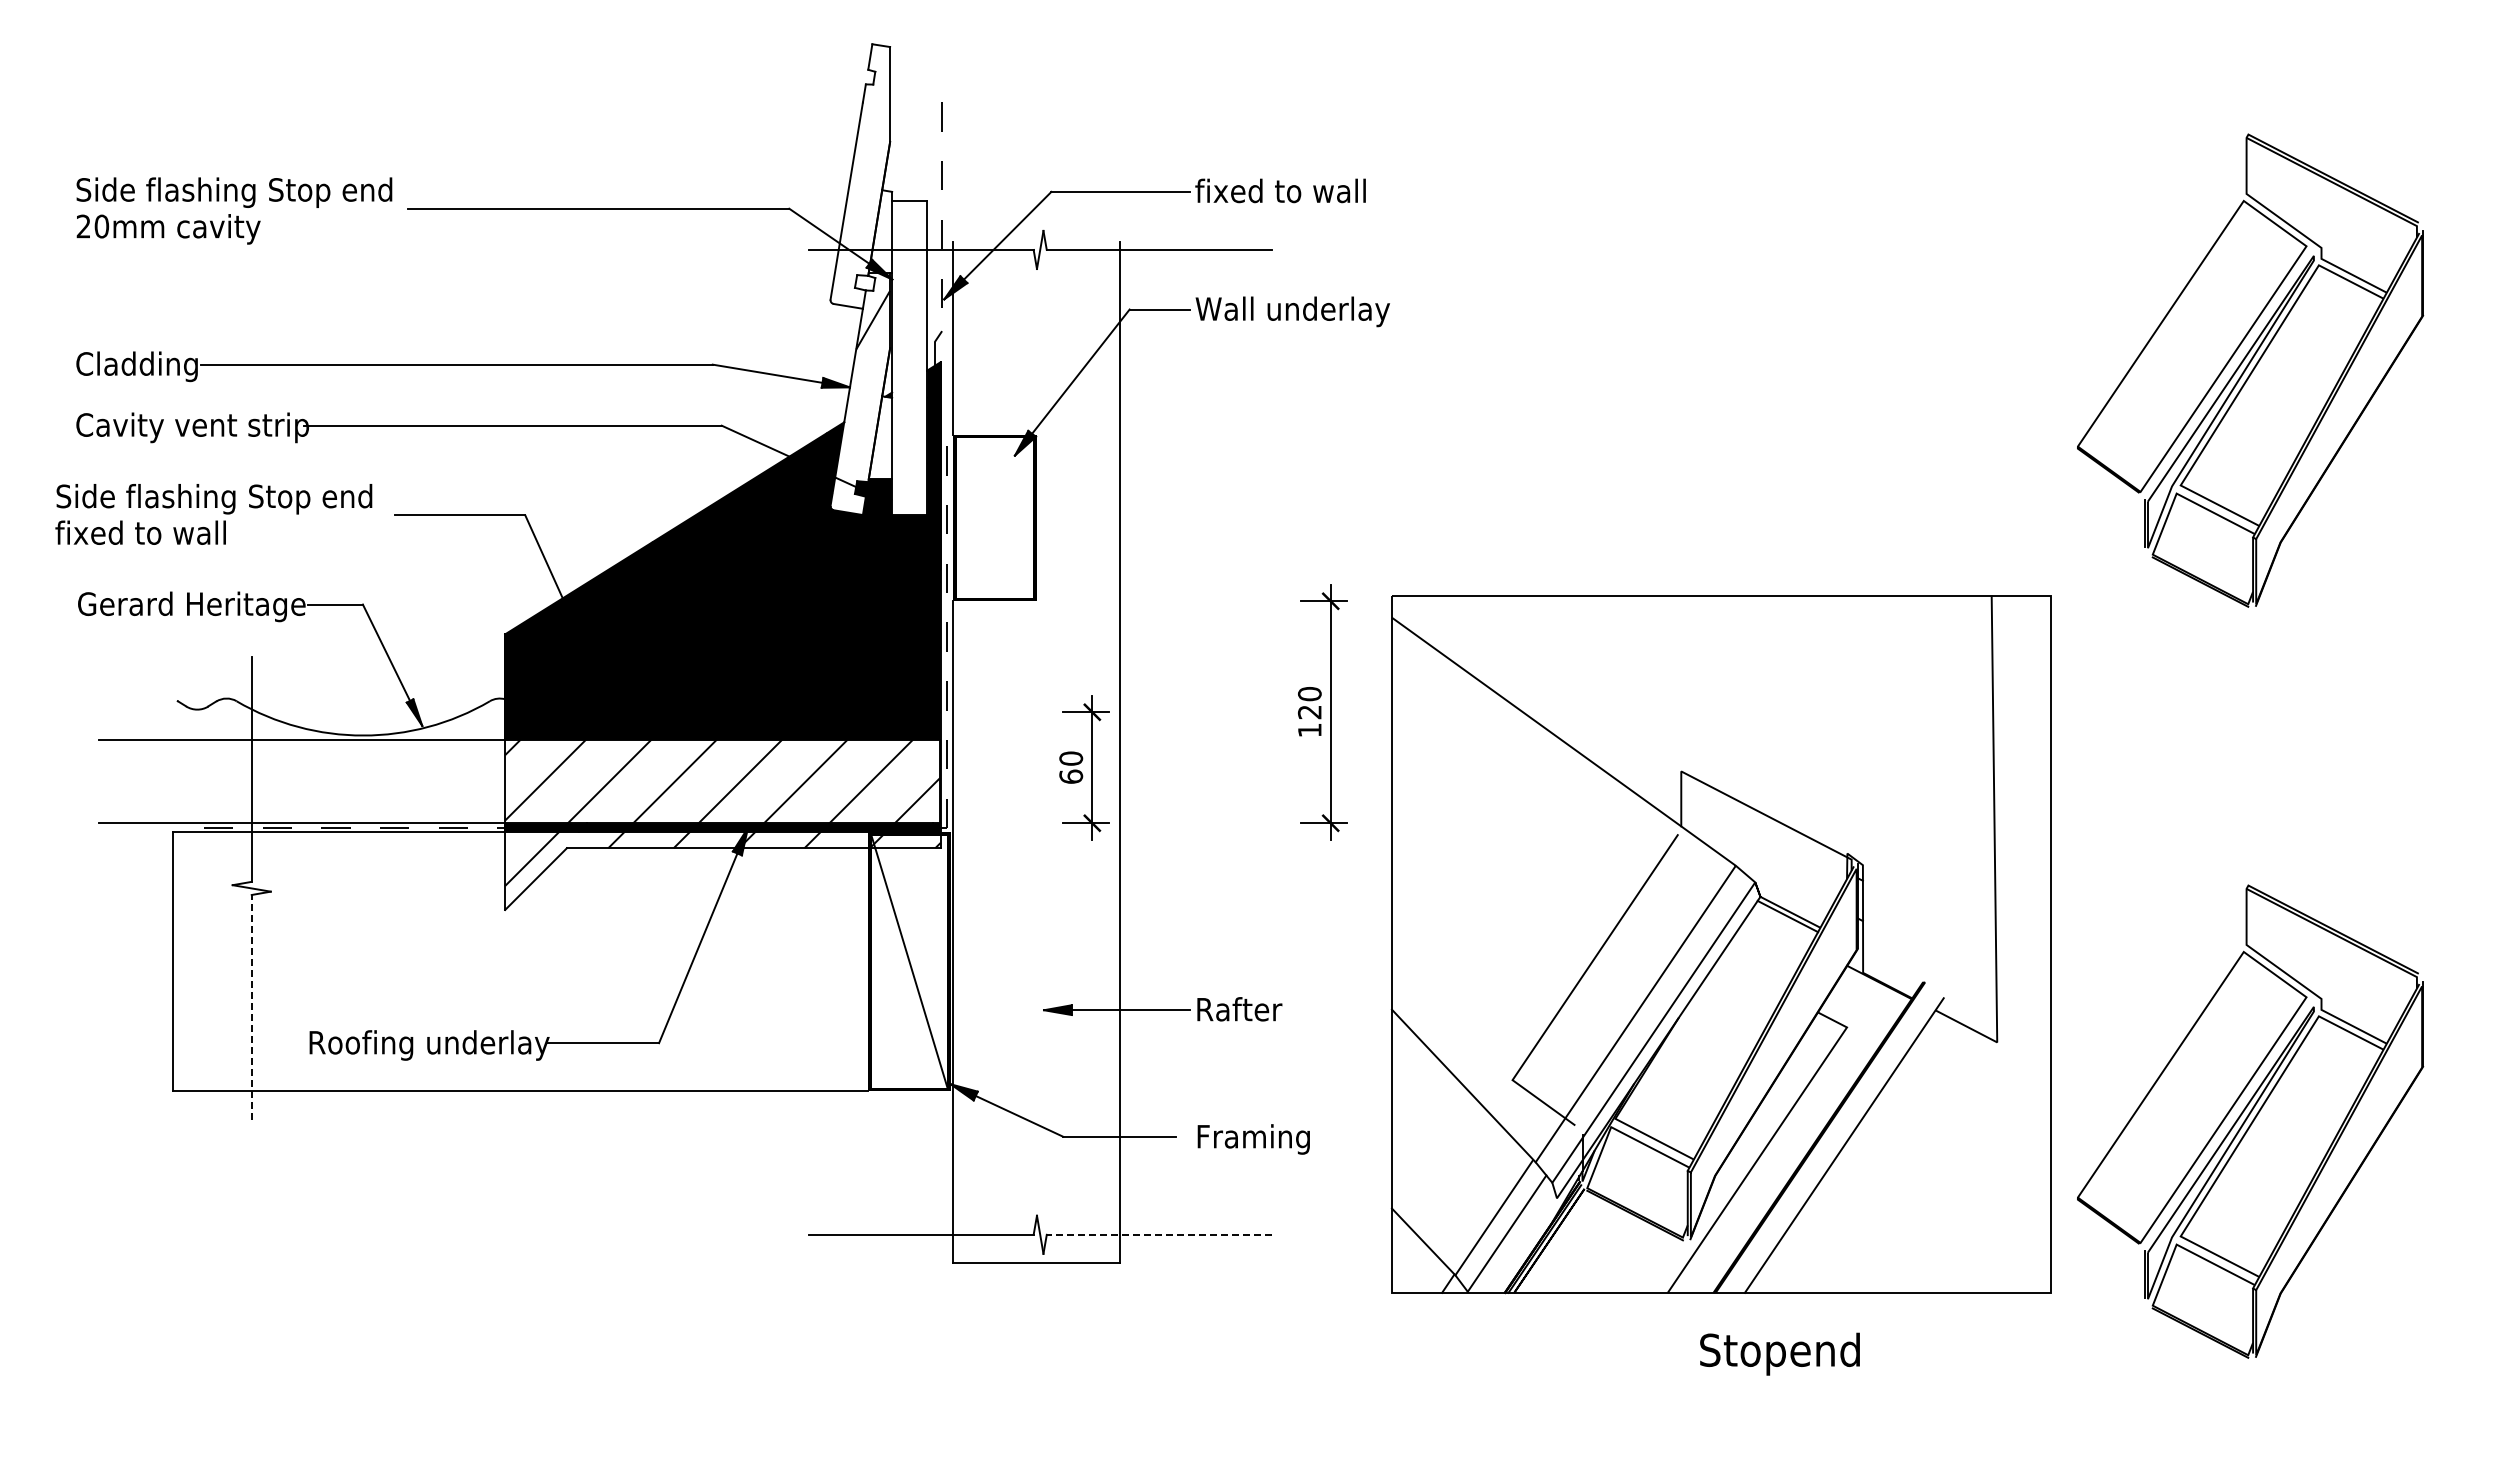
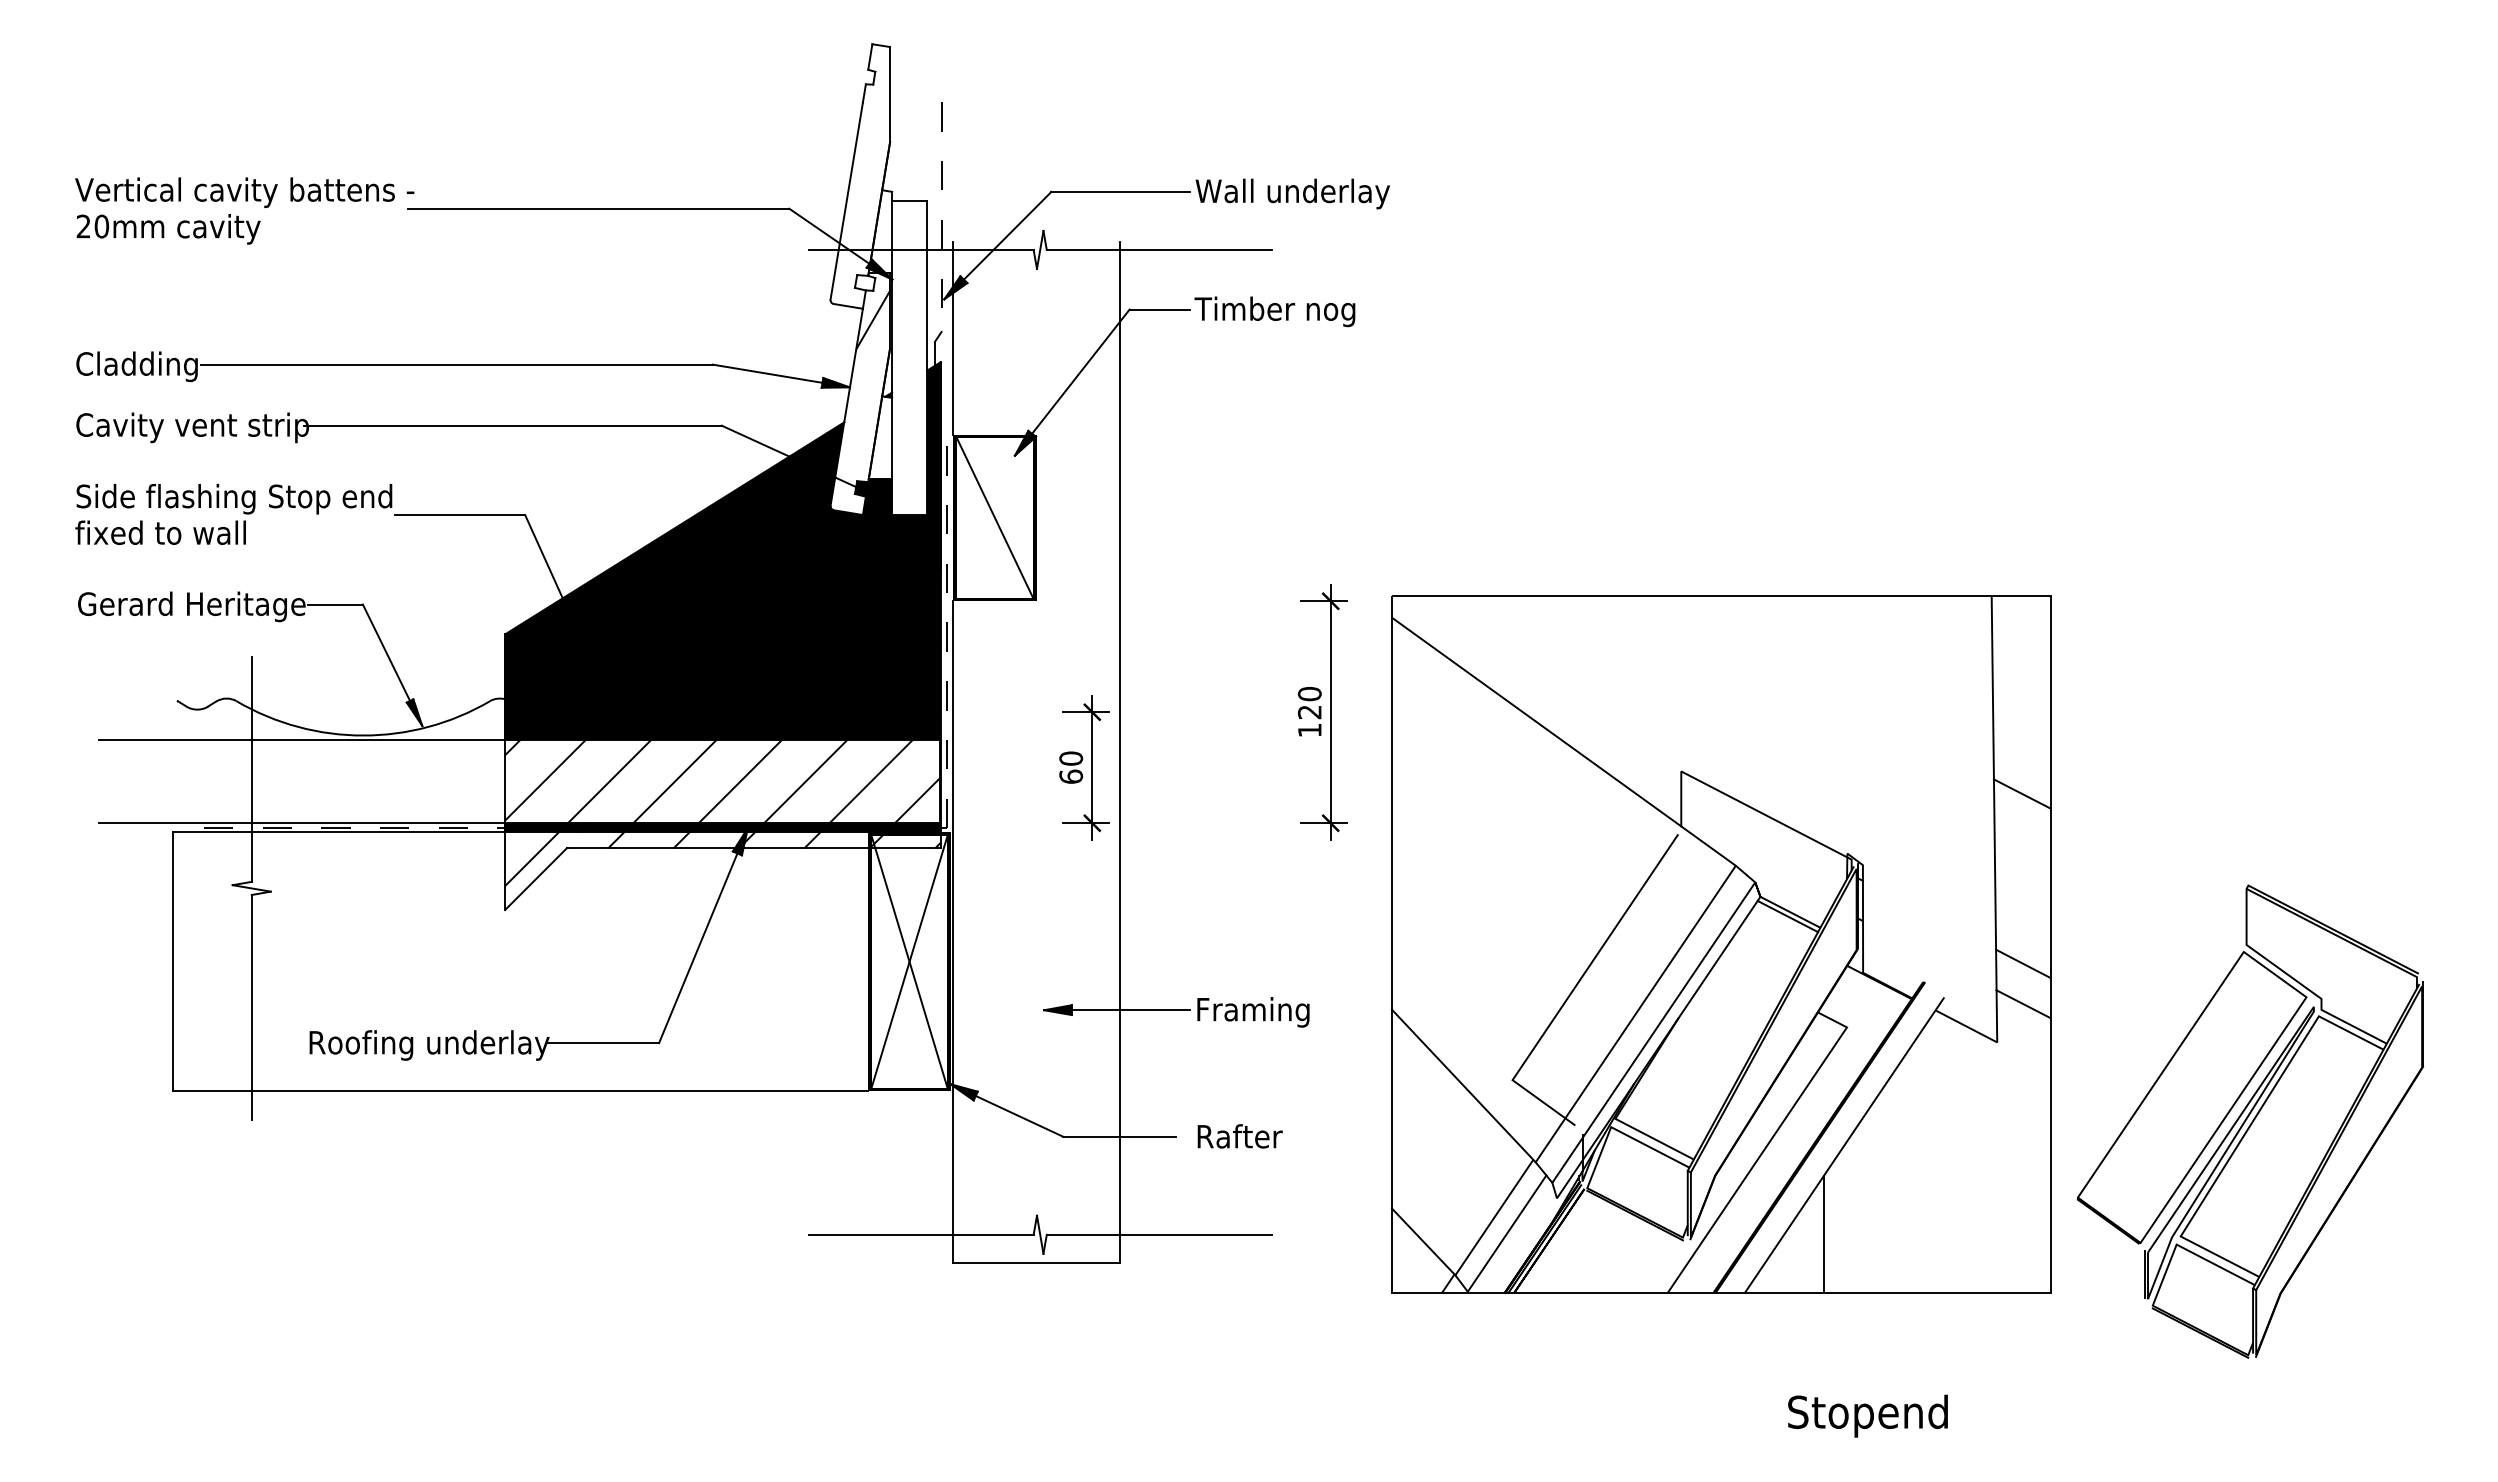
text: Side flashing Stop end -> Vertical cavity battens - (244, 192)
text: fixed to wall -> Wall underlay (1292, 193)
text: Wall underlay -> Timber nog (1292, 311)
part: present -> none (2250, 370)
text position: (213, 514) -> (233, 514) (233, 514)
line: none -> present (994, 517)
line: none -> present (2021, 793)
line: none -> present (909, 961)
line: none -> present (2023, 963)
line: none -> present (2023, 1004)
line: dashed -> solid (251, 1006)
text: Rafter -> Framing (1254, 1012)
text: Framing -> Rafter (1254, 1139)
line: dashed -> solid (1158, 1234)
line: none -> present (1823, 1234)
text position: (1779, 1353) -> (1867, 1415) (1867, 1415)
